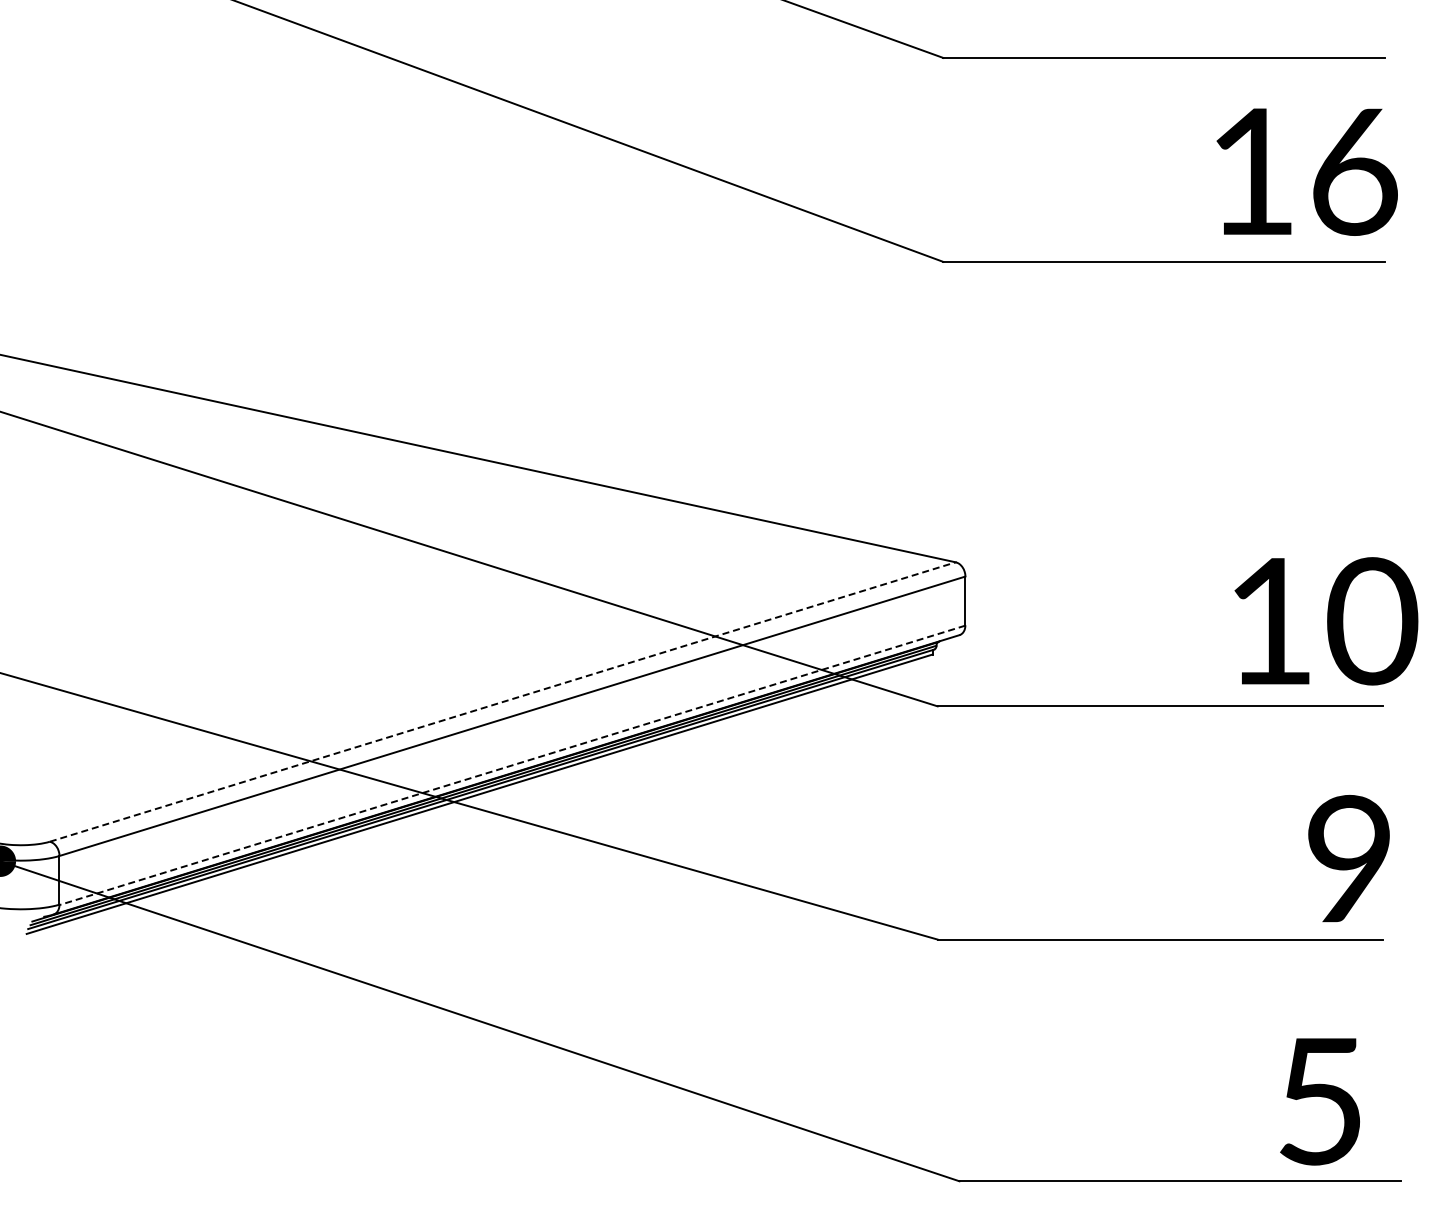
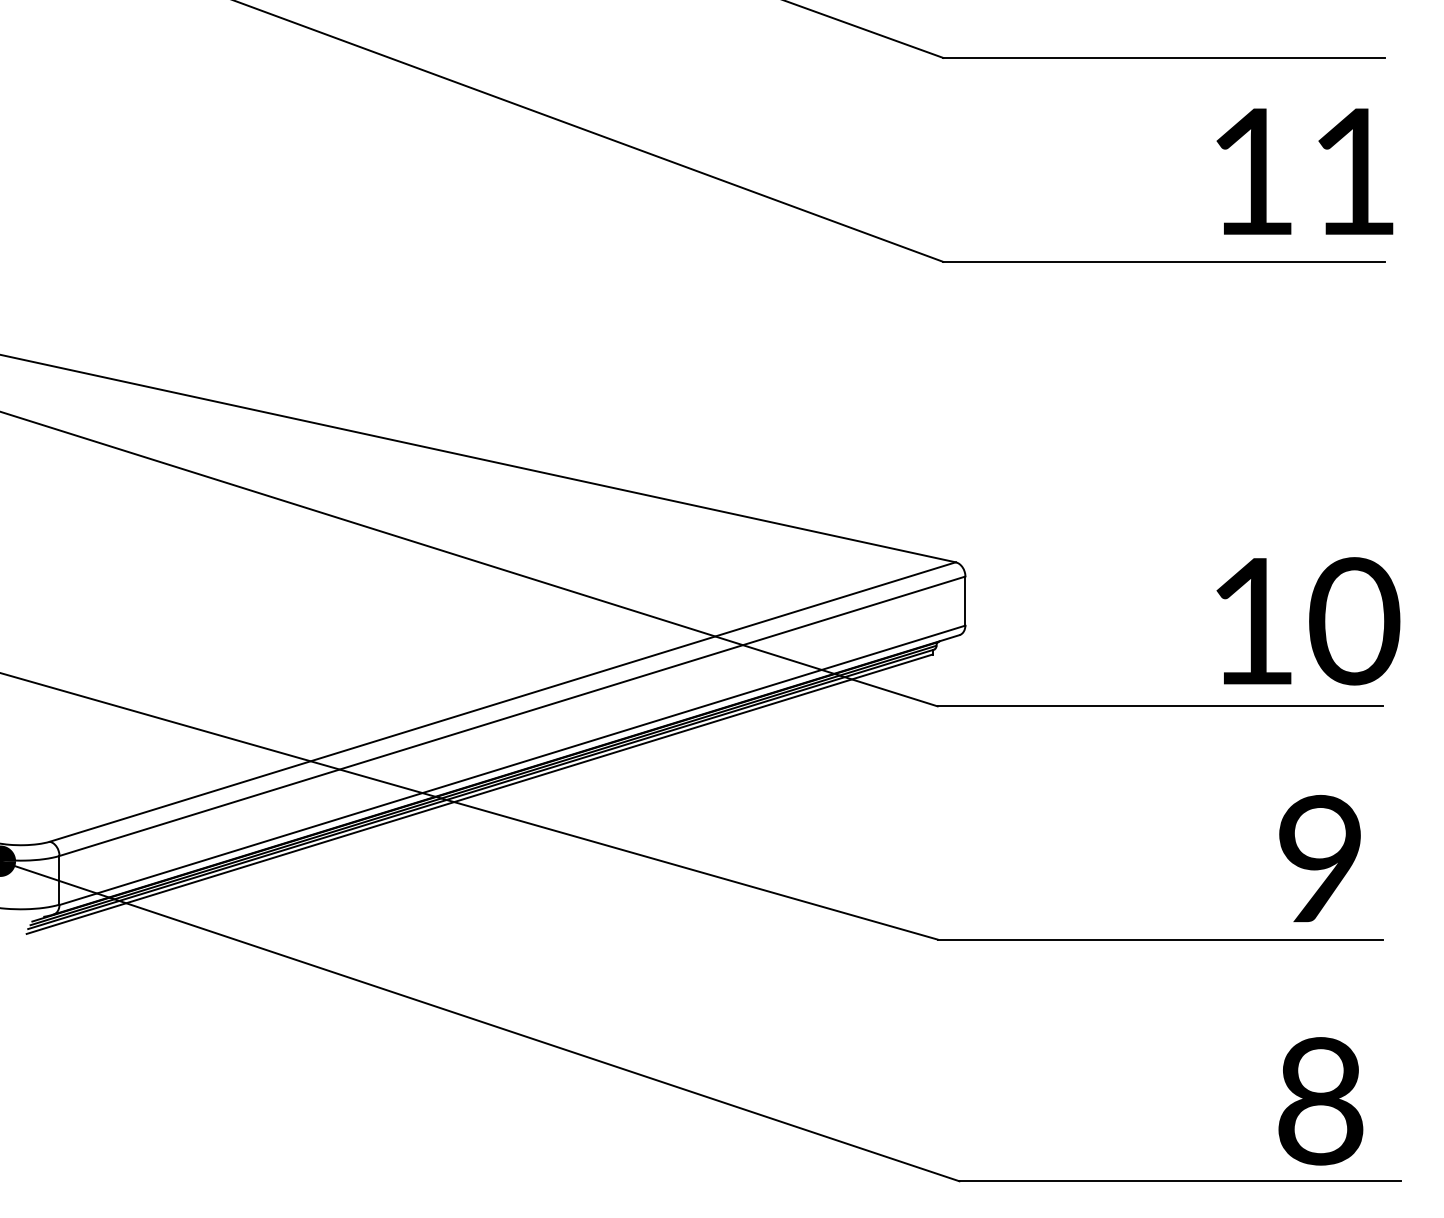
text: 16 -> 11 (1355, 171)
text position: (1326, 621) -> (1308, 621) (1308, 621)
line: dashed -> solid (503, 701)
line: dashed -> solid (511, 765)
text position: (1348, 858) -> (1319, 858) (1319, 858)
text: 5 -> 8 (1320, 1101)
